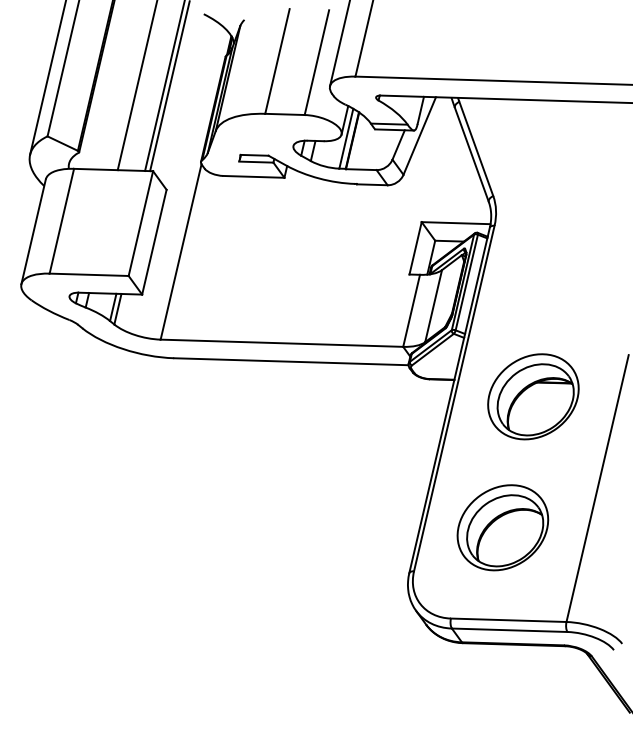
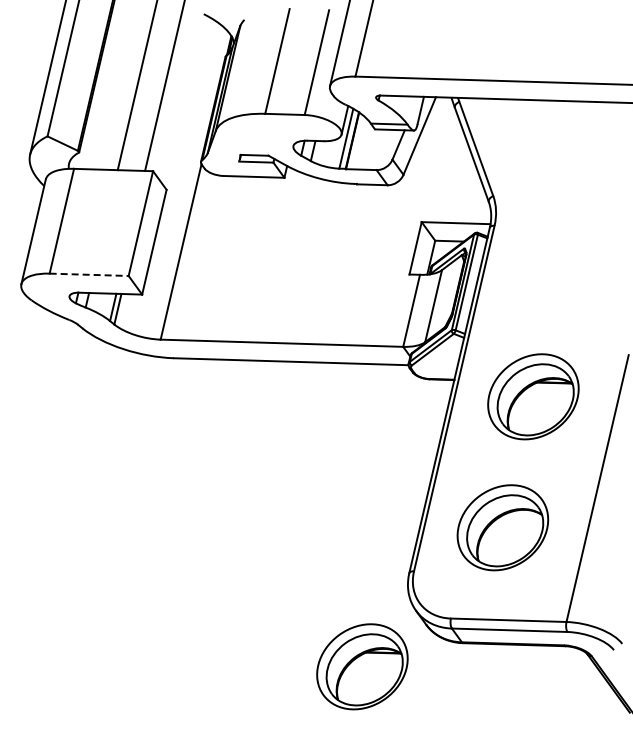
line: present -> none (169, 86)
line: solid -> dashed (89, 274)
part: none -> present (362, 666)
